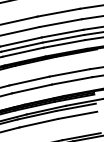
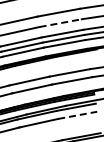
line: solid -> dashed (61, 23)
line: solid -> dashed (77, 115)
